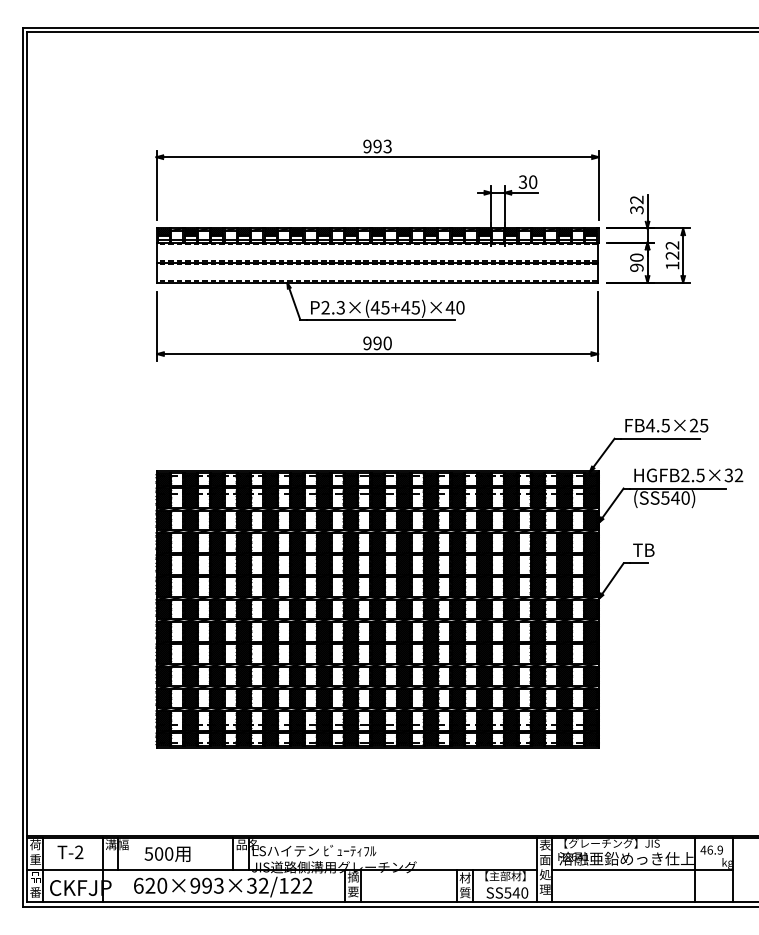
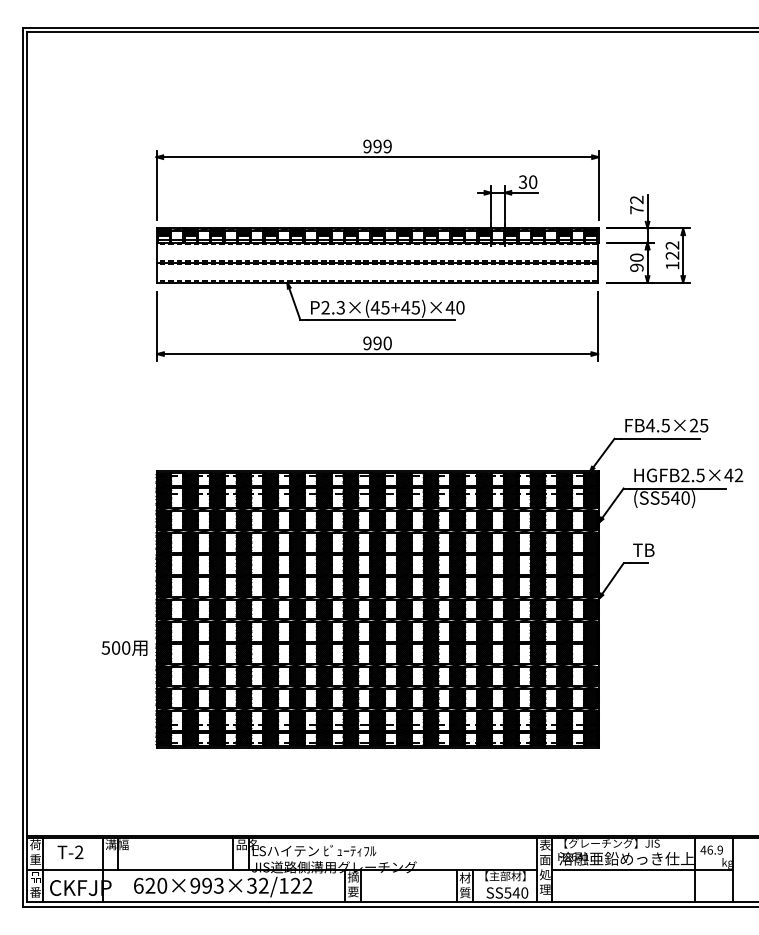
text: 993 -> 999 (387, 146)
text: 32 -> 72 (636, 210)
text: HGFB2.5×32 -> HGFB2.5×42 (728, 475)
text position: (167, 853) -> (124, 647) (124, 647)
